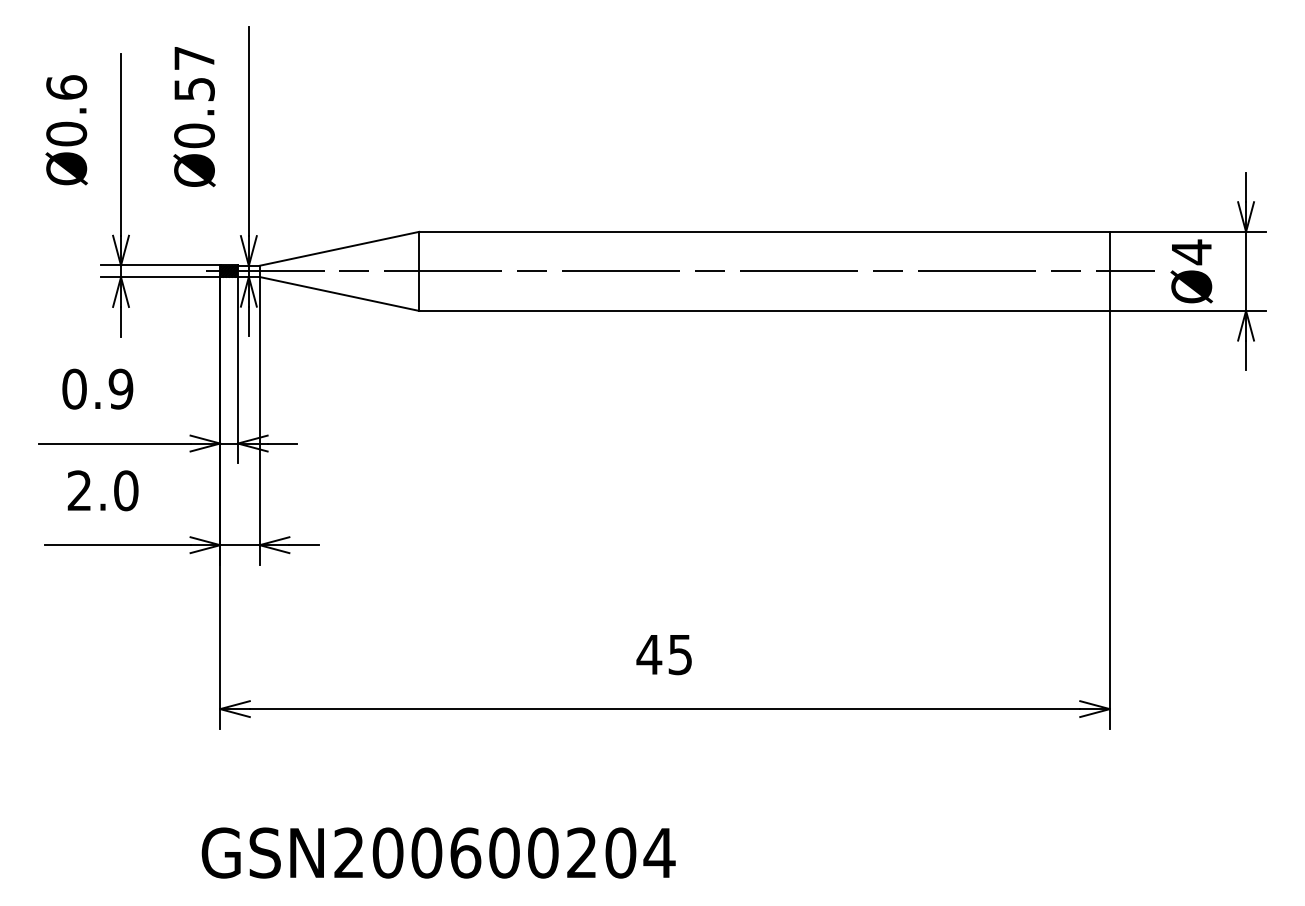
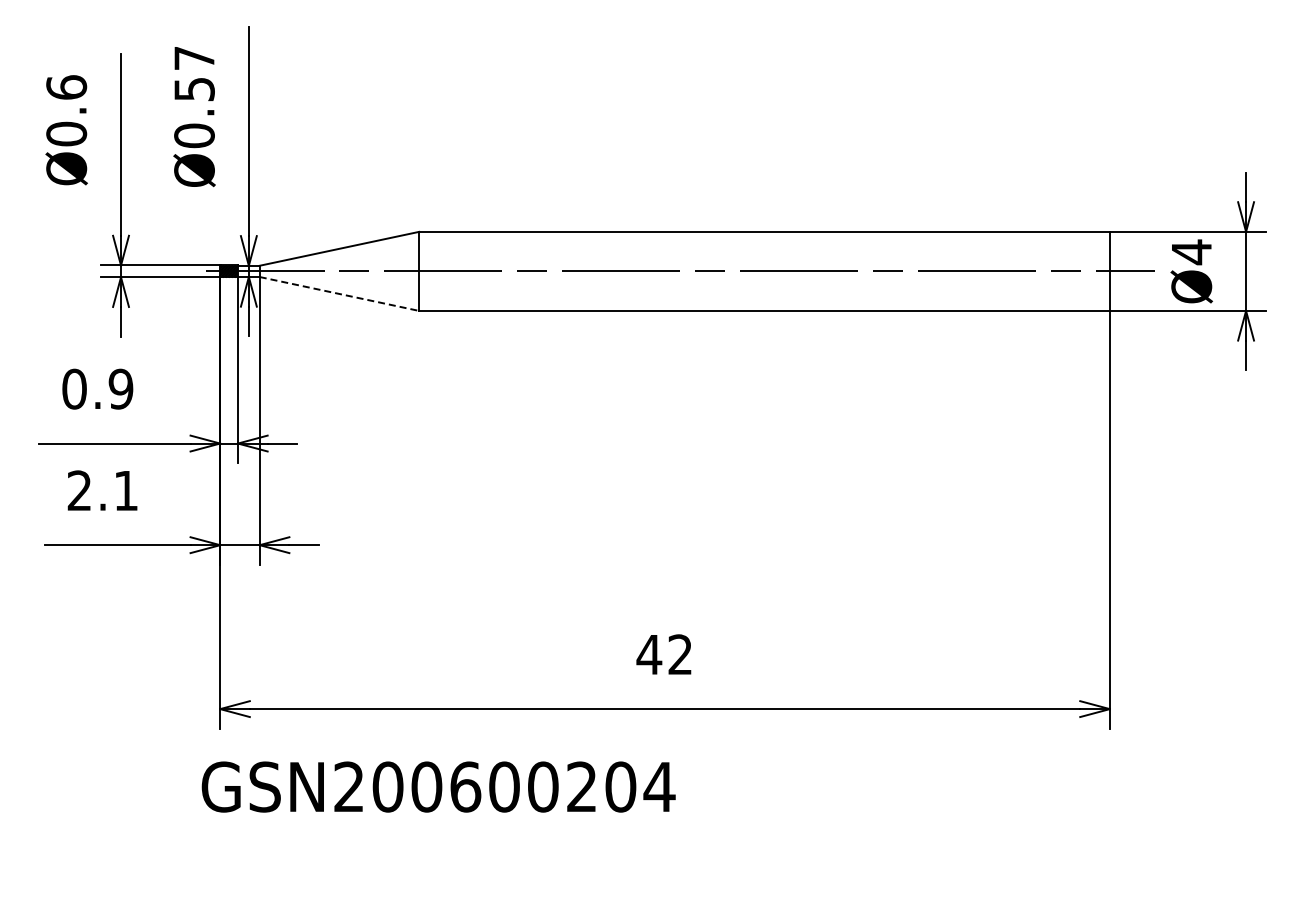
line: solid -> dashed (339, 293)
text: 2.0 -> 2.1 (126, 490)
text: 45 -> 42 (679, 654)
text position: (438, 852) -> (438, 786) (438, 786)
